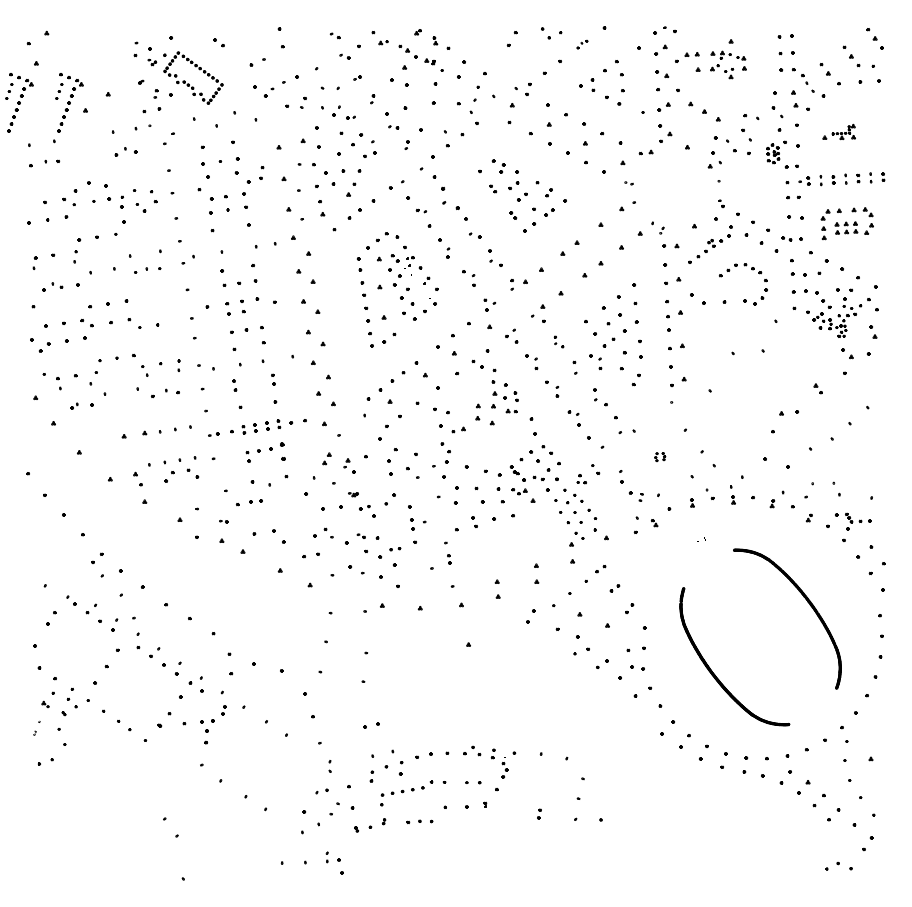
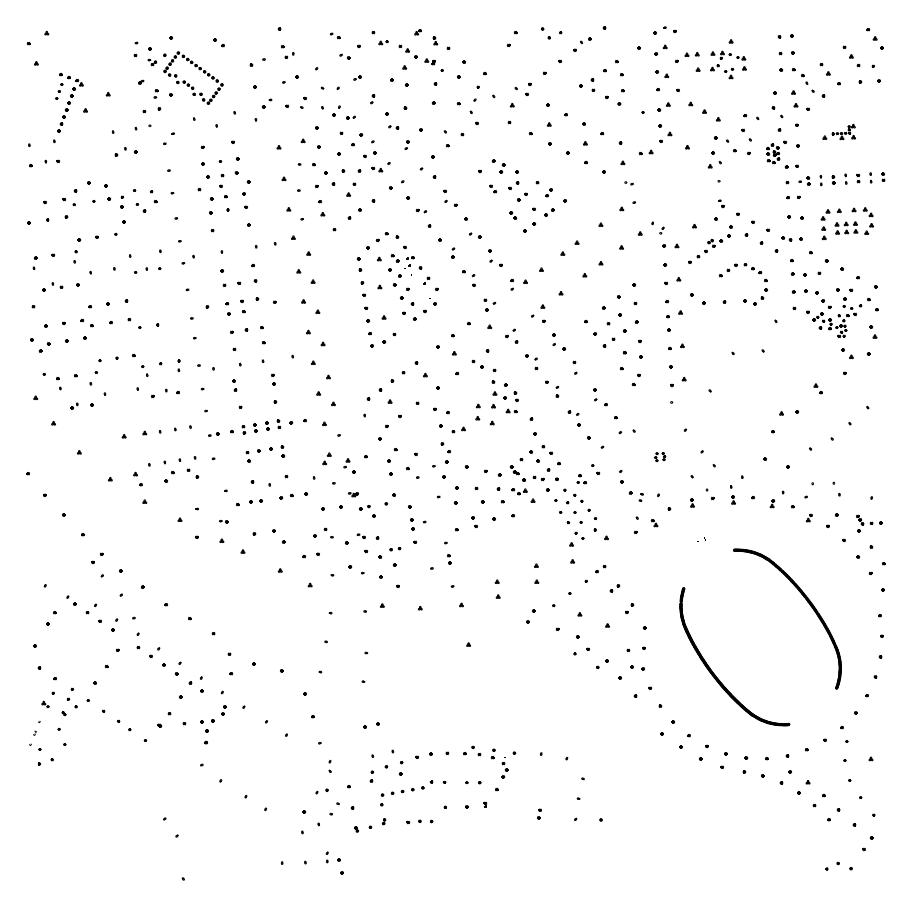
part size: 13x11 px -> 19x15 px (582, 44)
part: none -> present (289, 55)
part position: (269, 92) -> (267, 103) (267, 103)
part: present -> none (19, 102)
part: none -> present (380, 167)
part position: (261, 172) -> (221, 180) (221, 180)
part size: 19x24 px -> 15x18 px (450, 197)
part position: (448, 252) -> (453, 252) (453, 252)
part size: 12x14 px -> 14x18 px (558, 341)
part: present -> none (595, 362)
part size: 6x19 px -> 6x13 px (282, 451)
part: none -> present (286, 496)
part position: (858, 521) -> (869, 523) (869, 523)
part: none -> present (35, 746)
